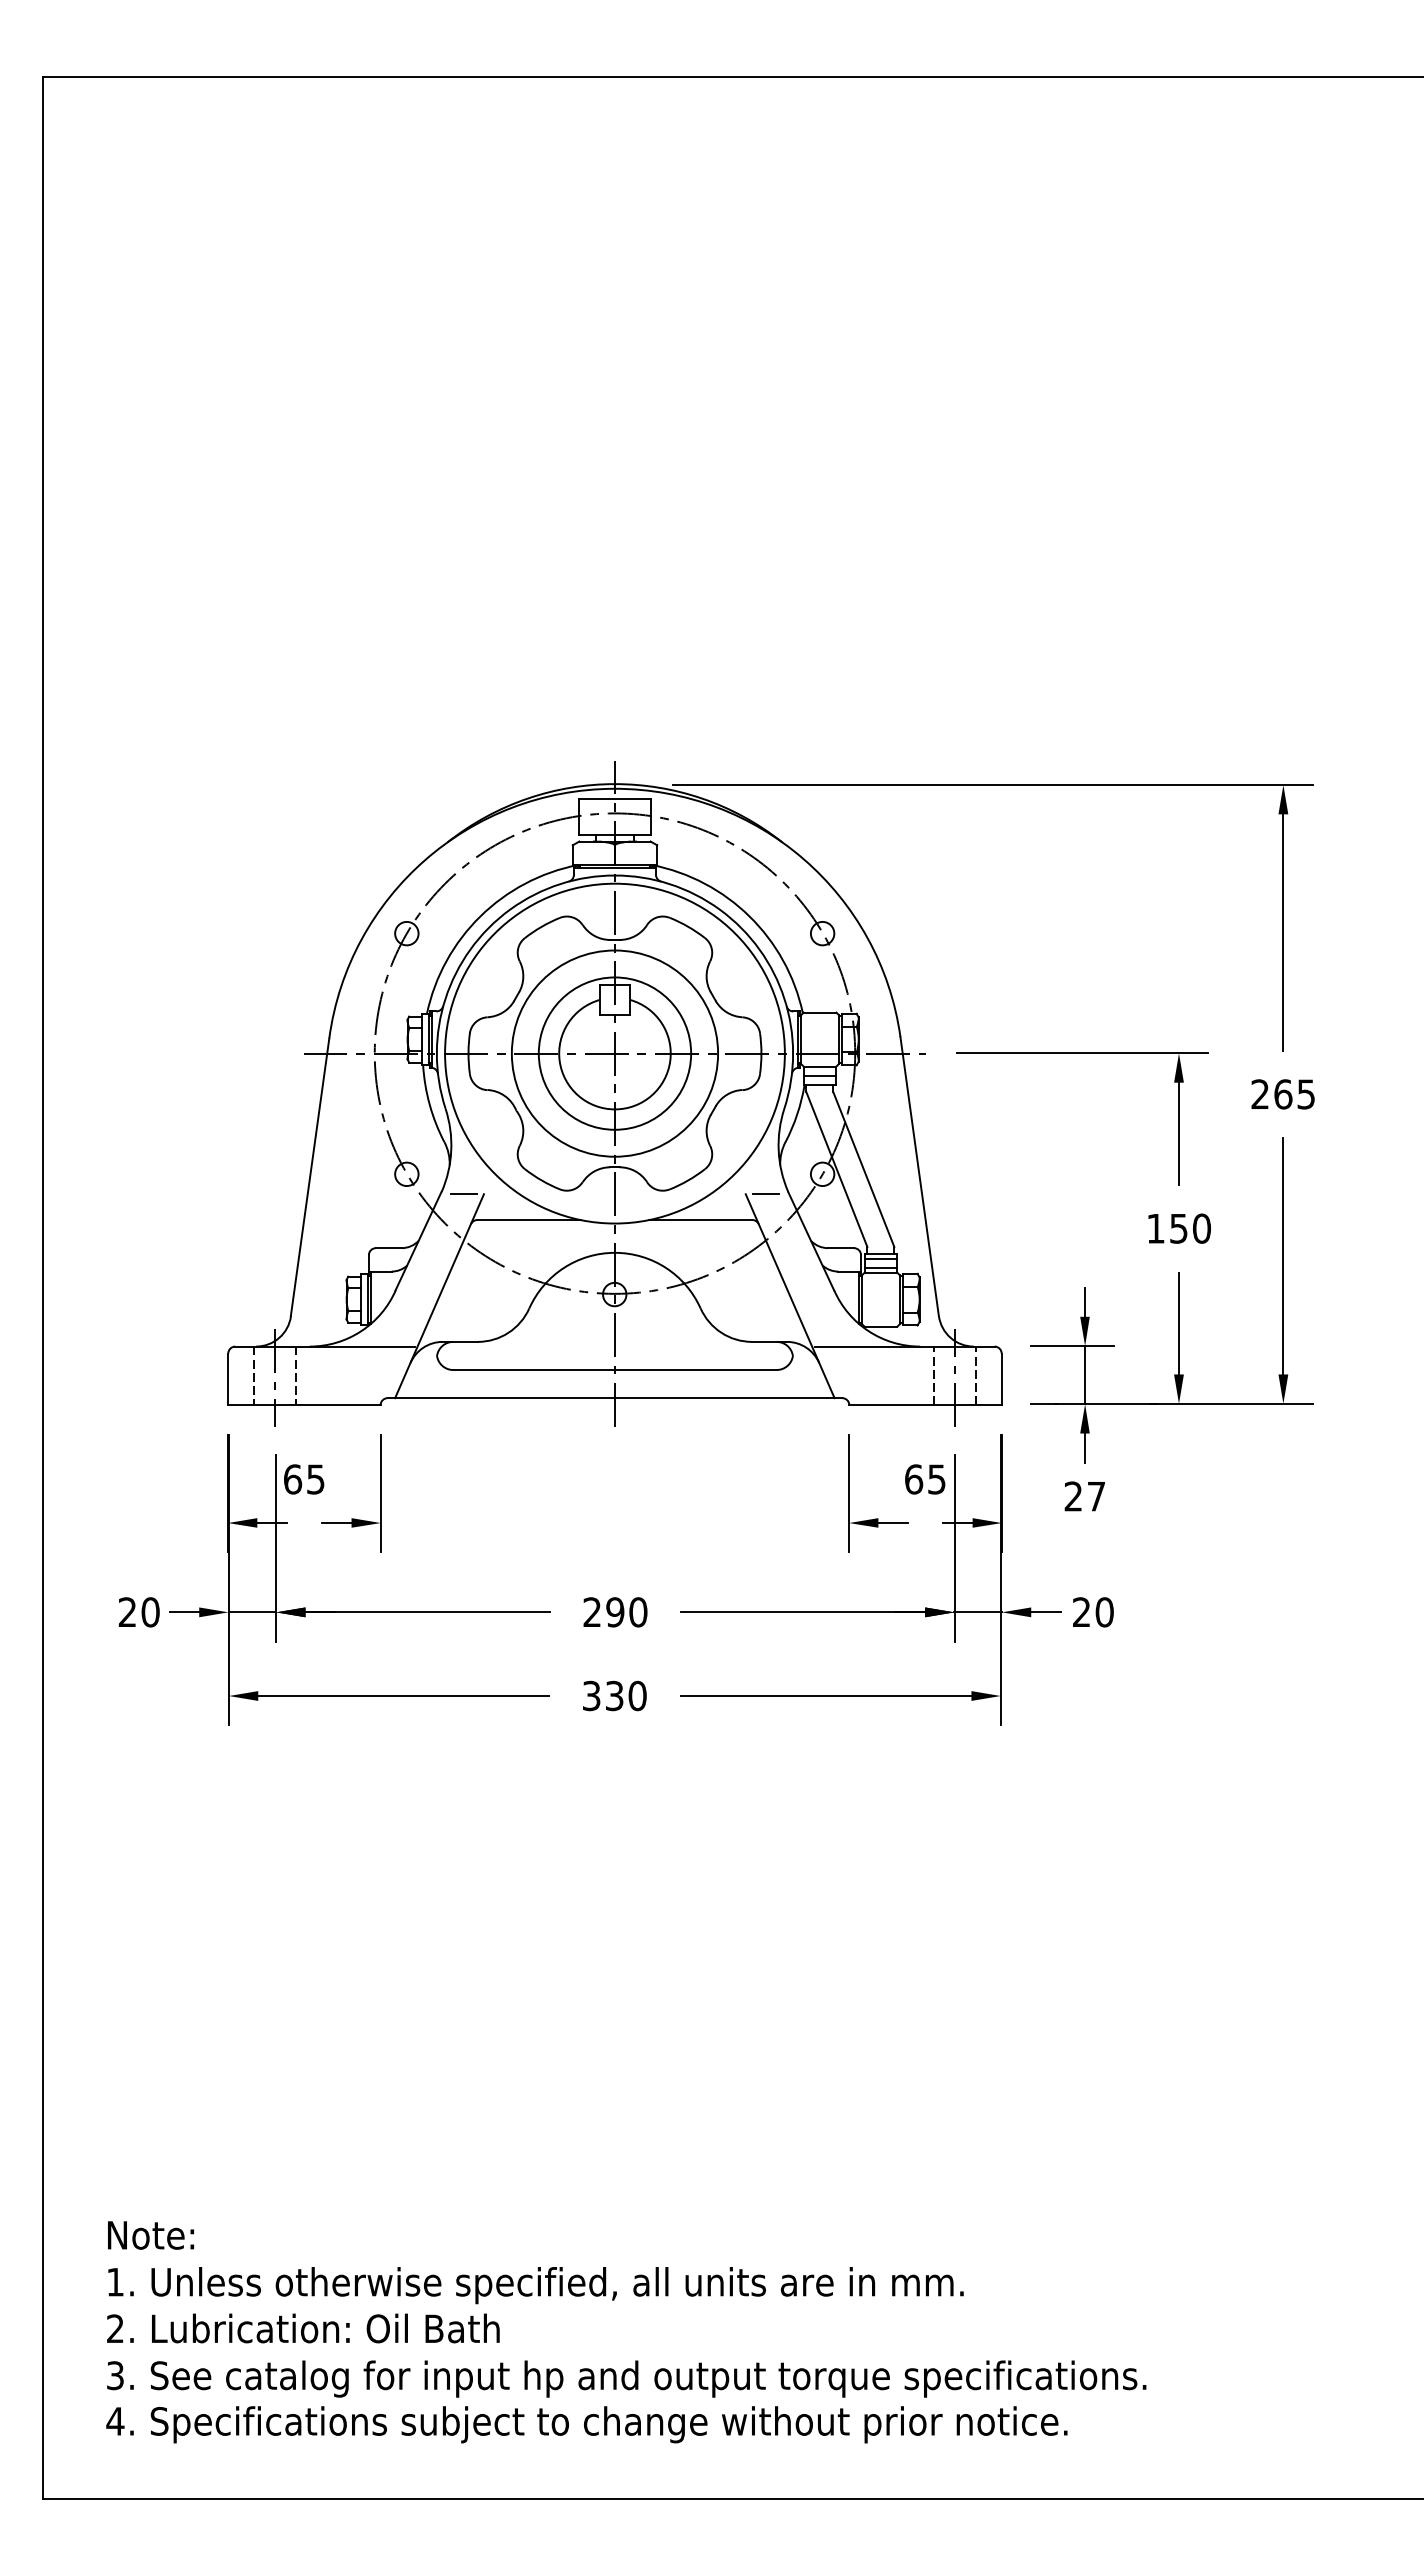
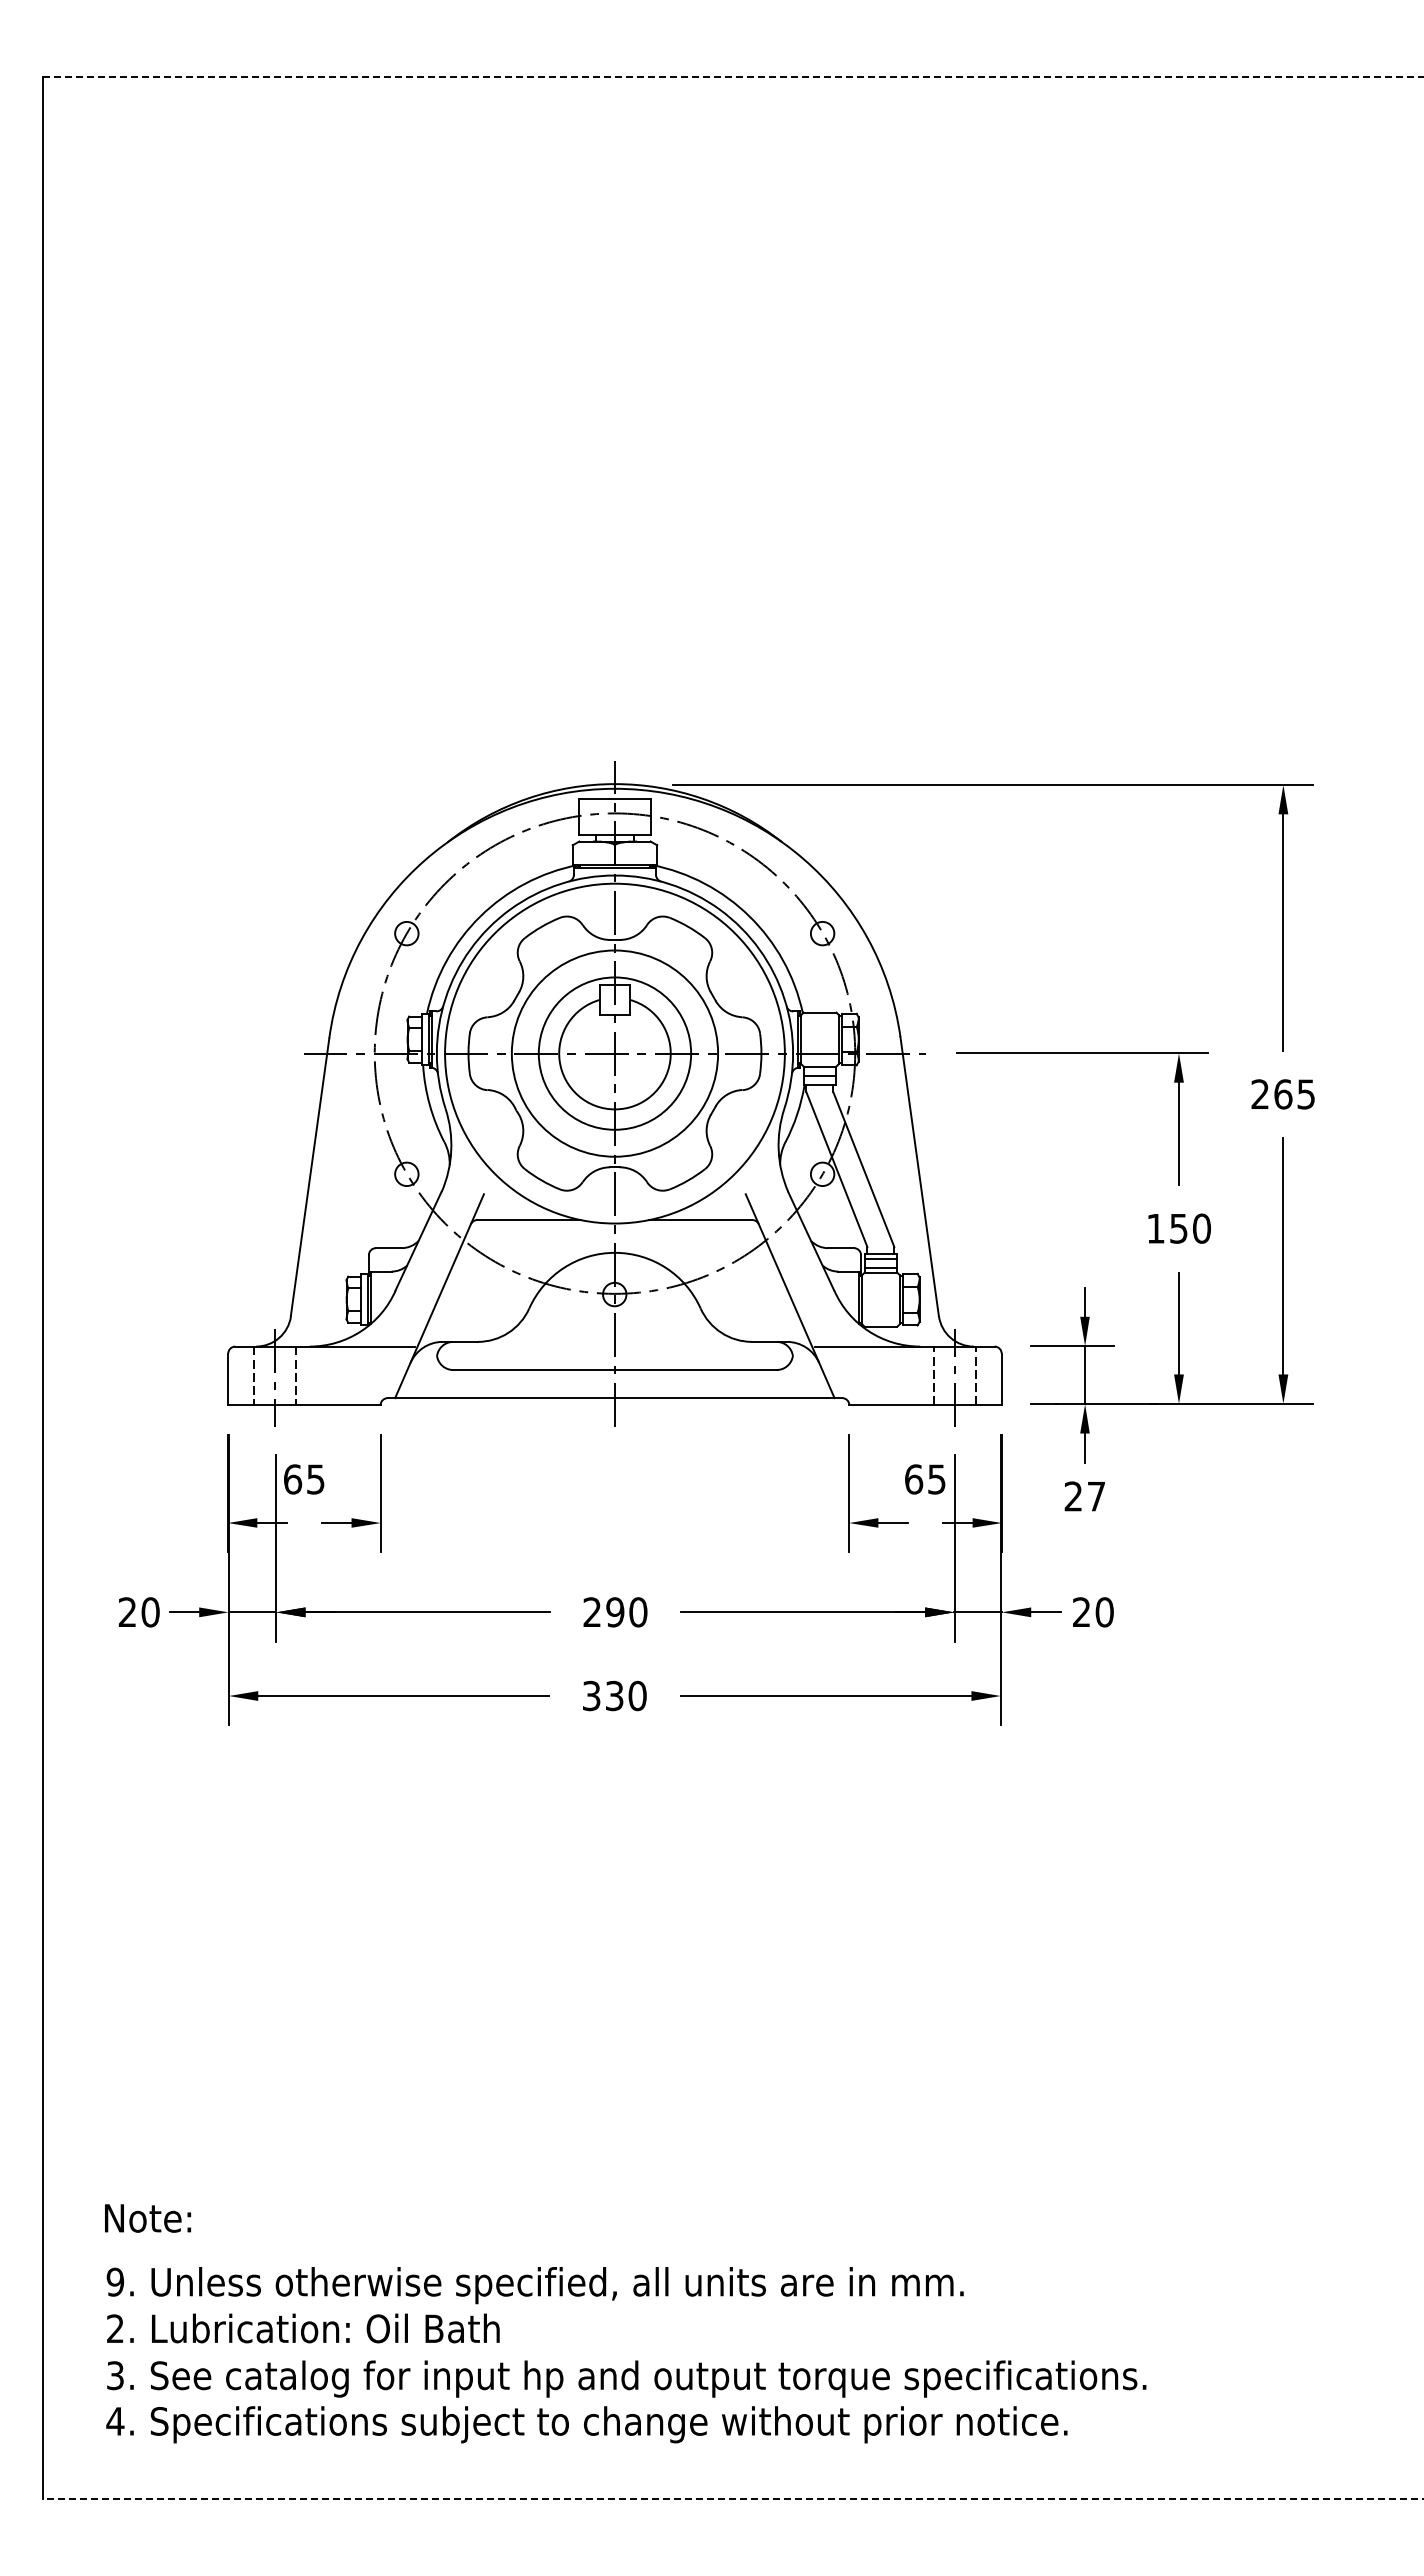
line: solid -> dashed (733, 77)
line: present -> none (464, 1194)
line: present -> none (765, 1194)
text position: (150, 2235) -> (147, 2218) (147, 2218)
text: 1. -> 9. (115, 2281)
line: solid -> dashed (732, 2498)
